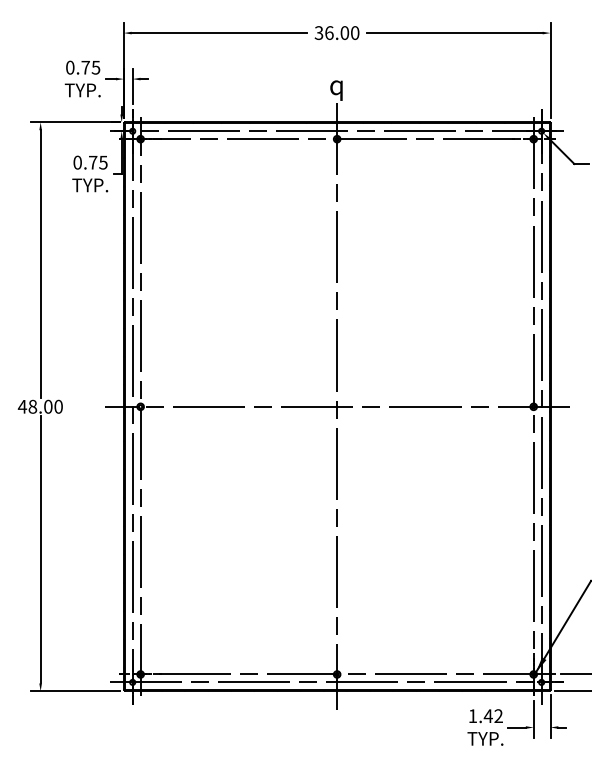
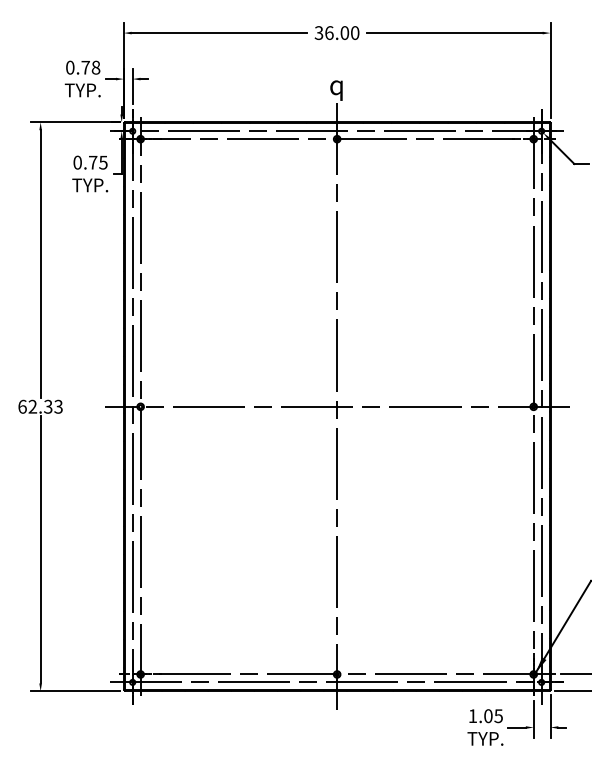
text: 0.75 -> 0.78 (95, 67)
text: 48.00 -> 62.33 (39, 406)
text: 1.42 -> 1.05 (492, 716)
